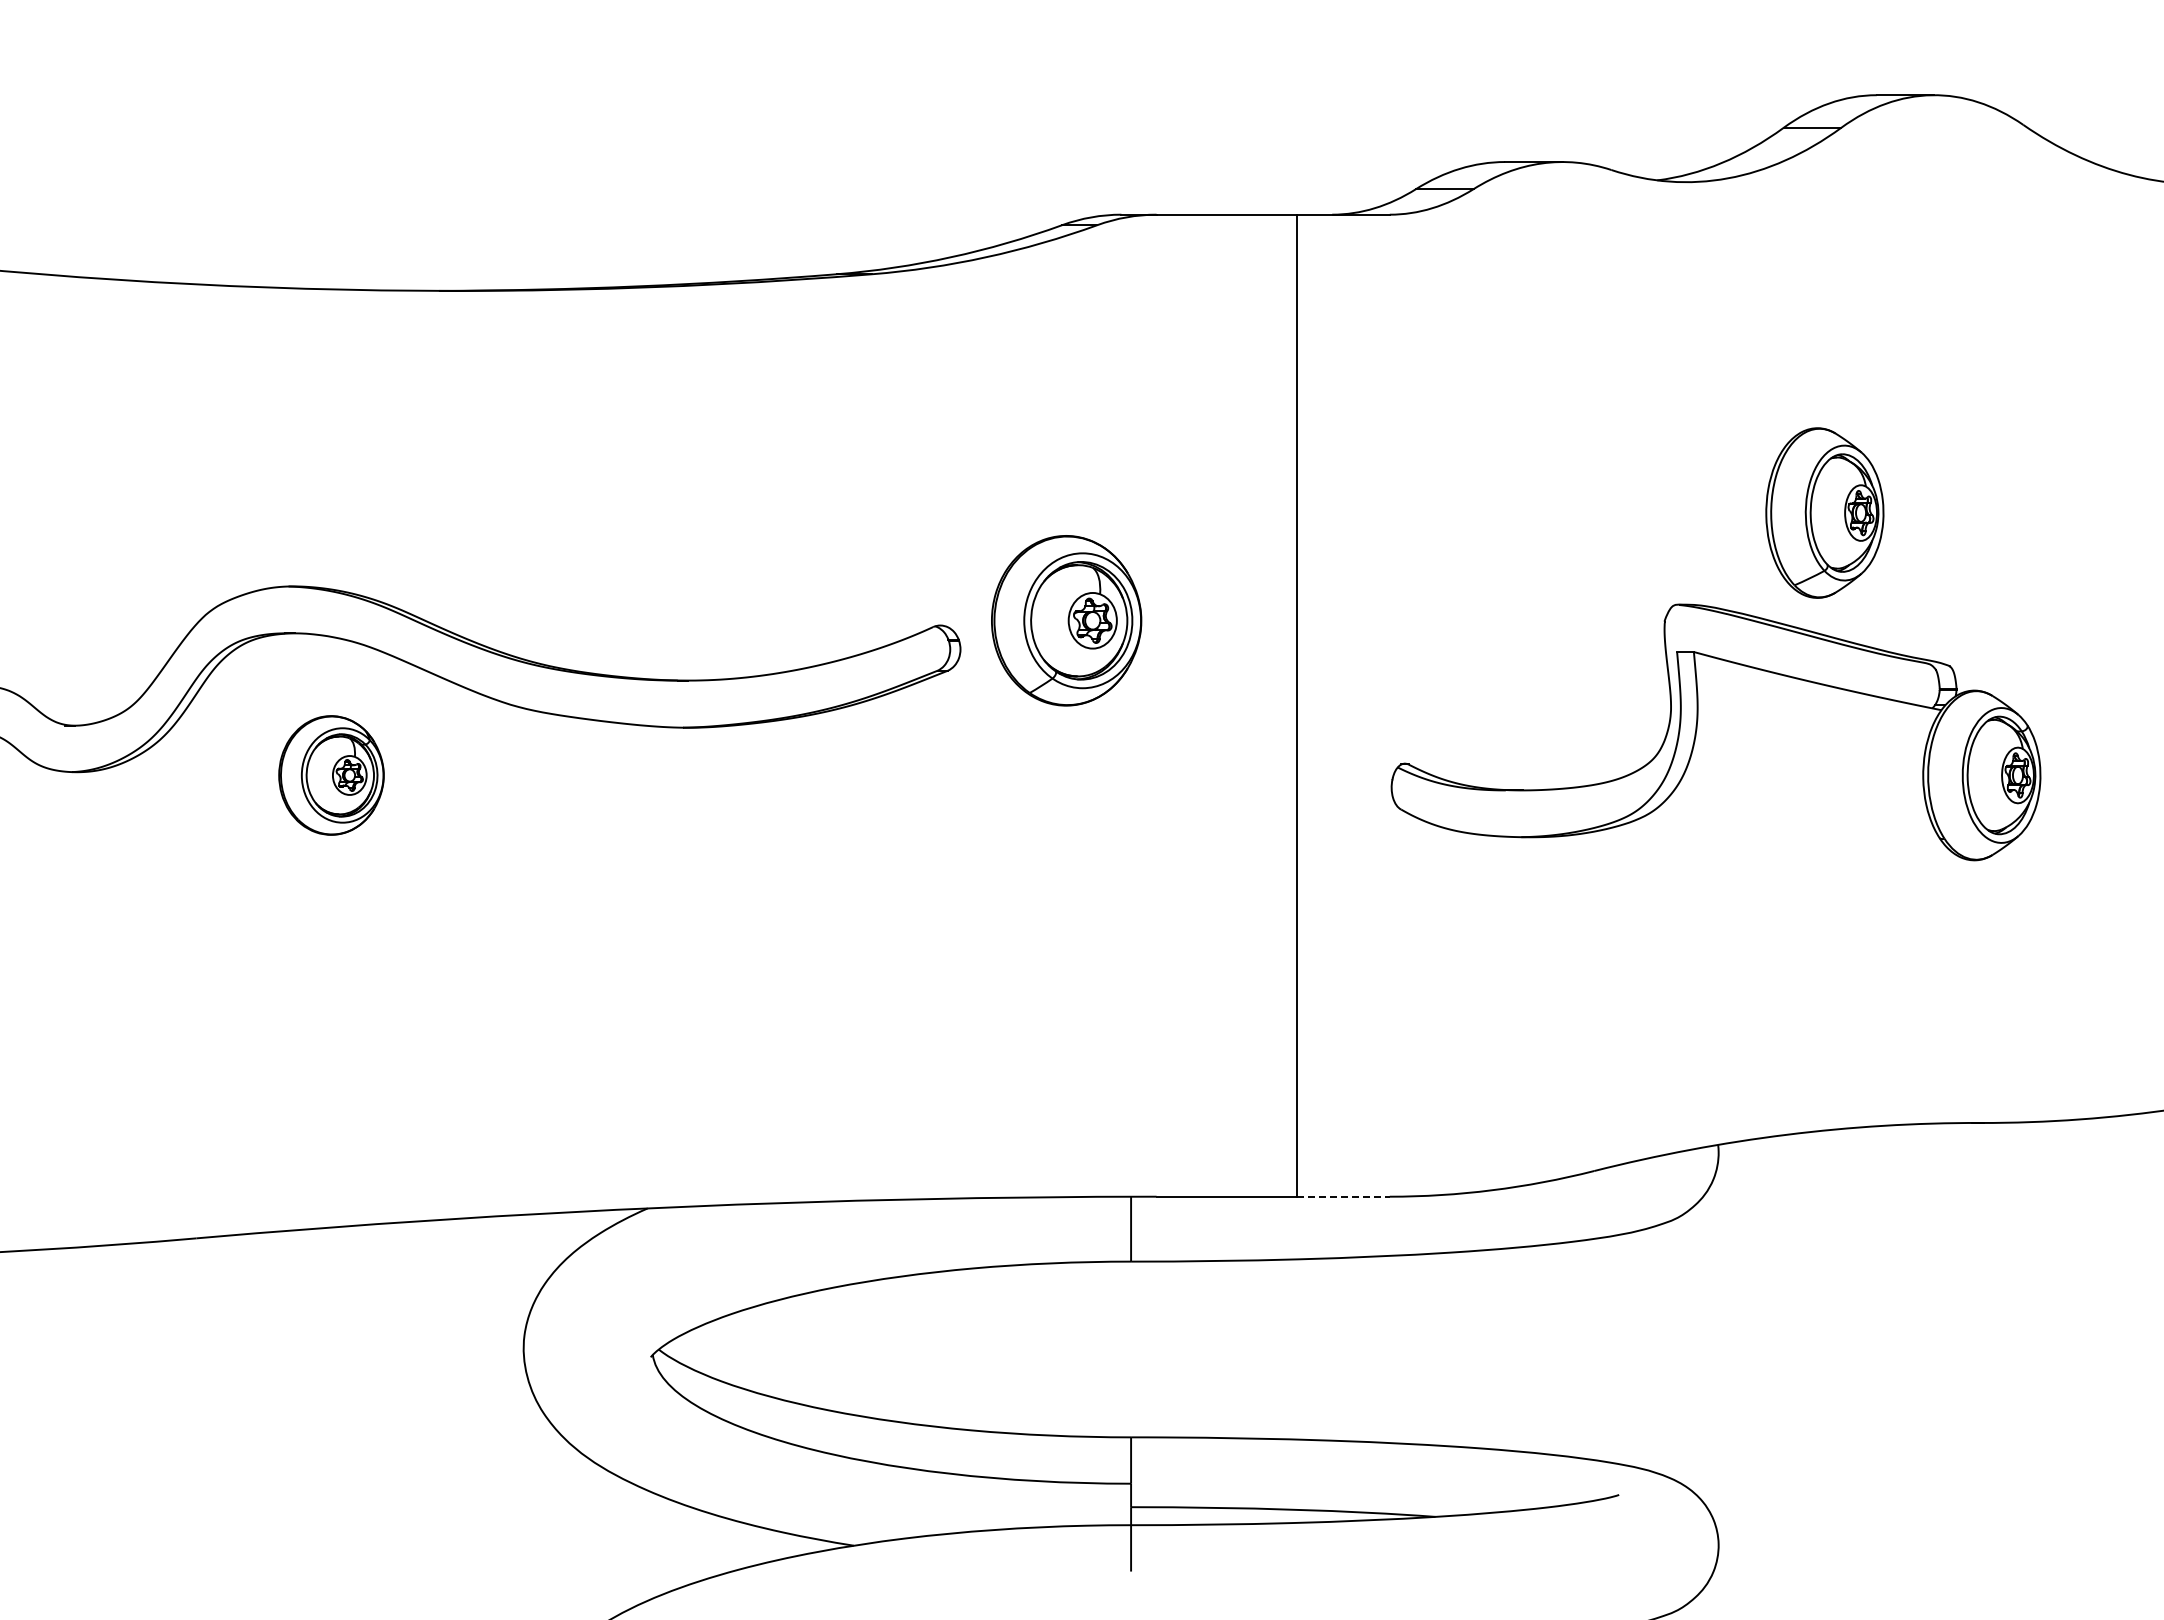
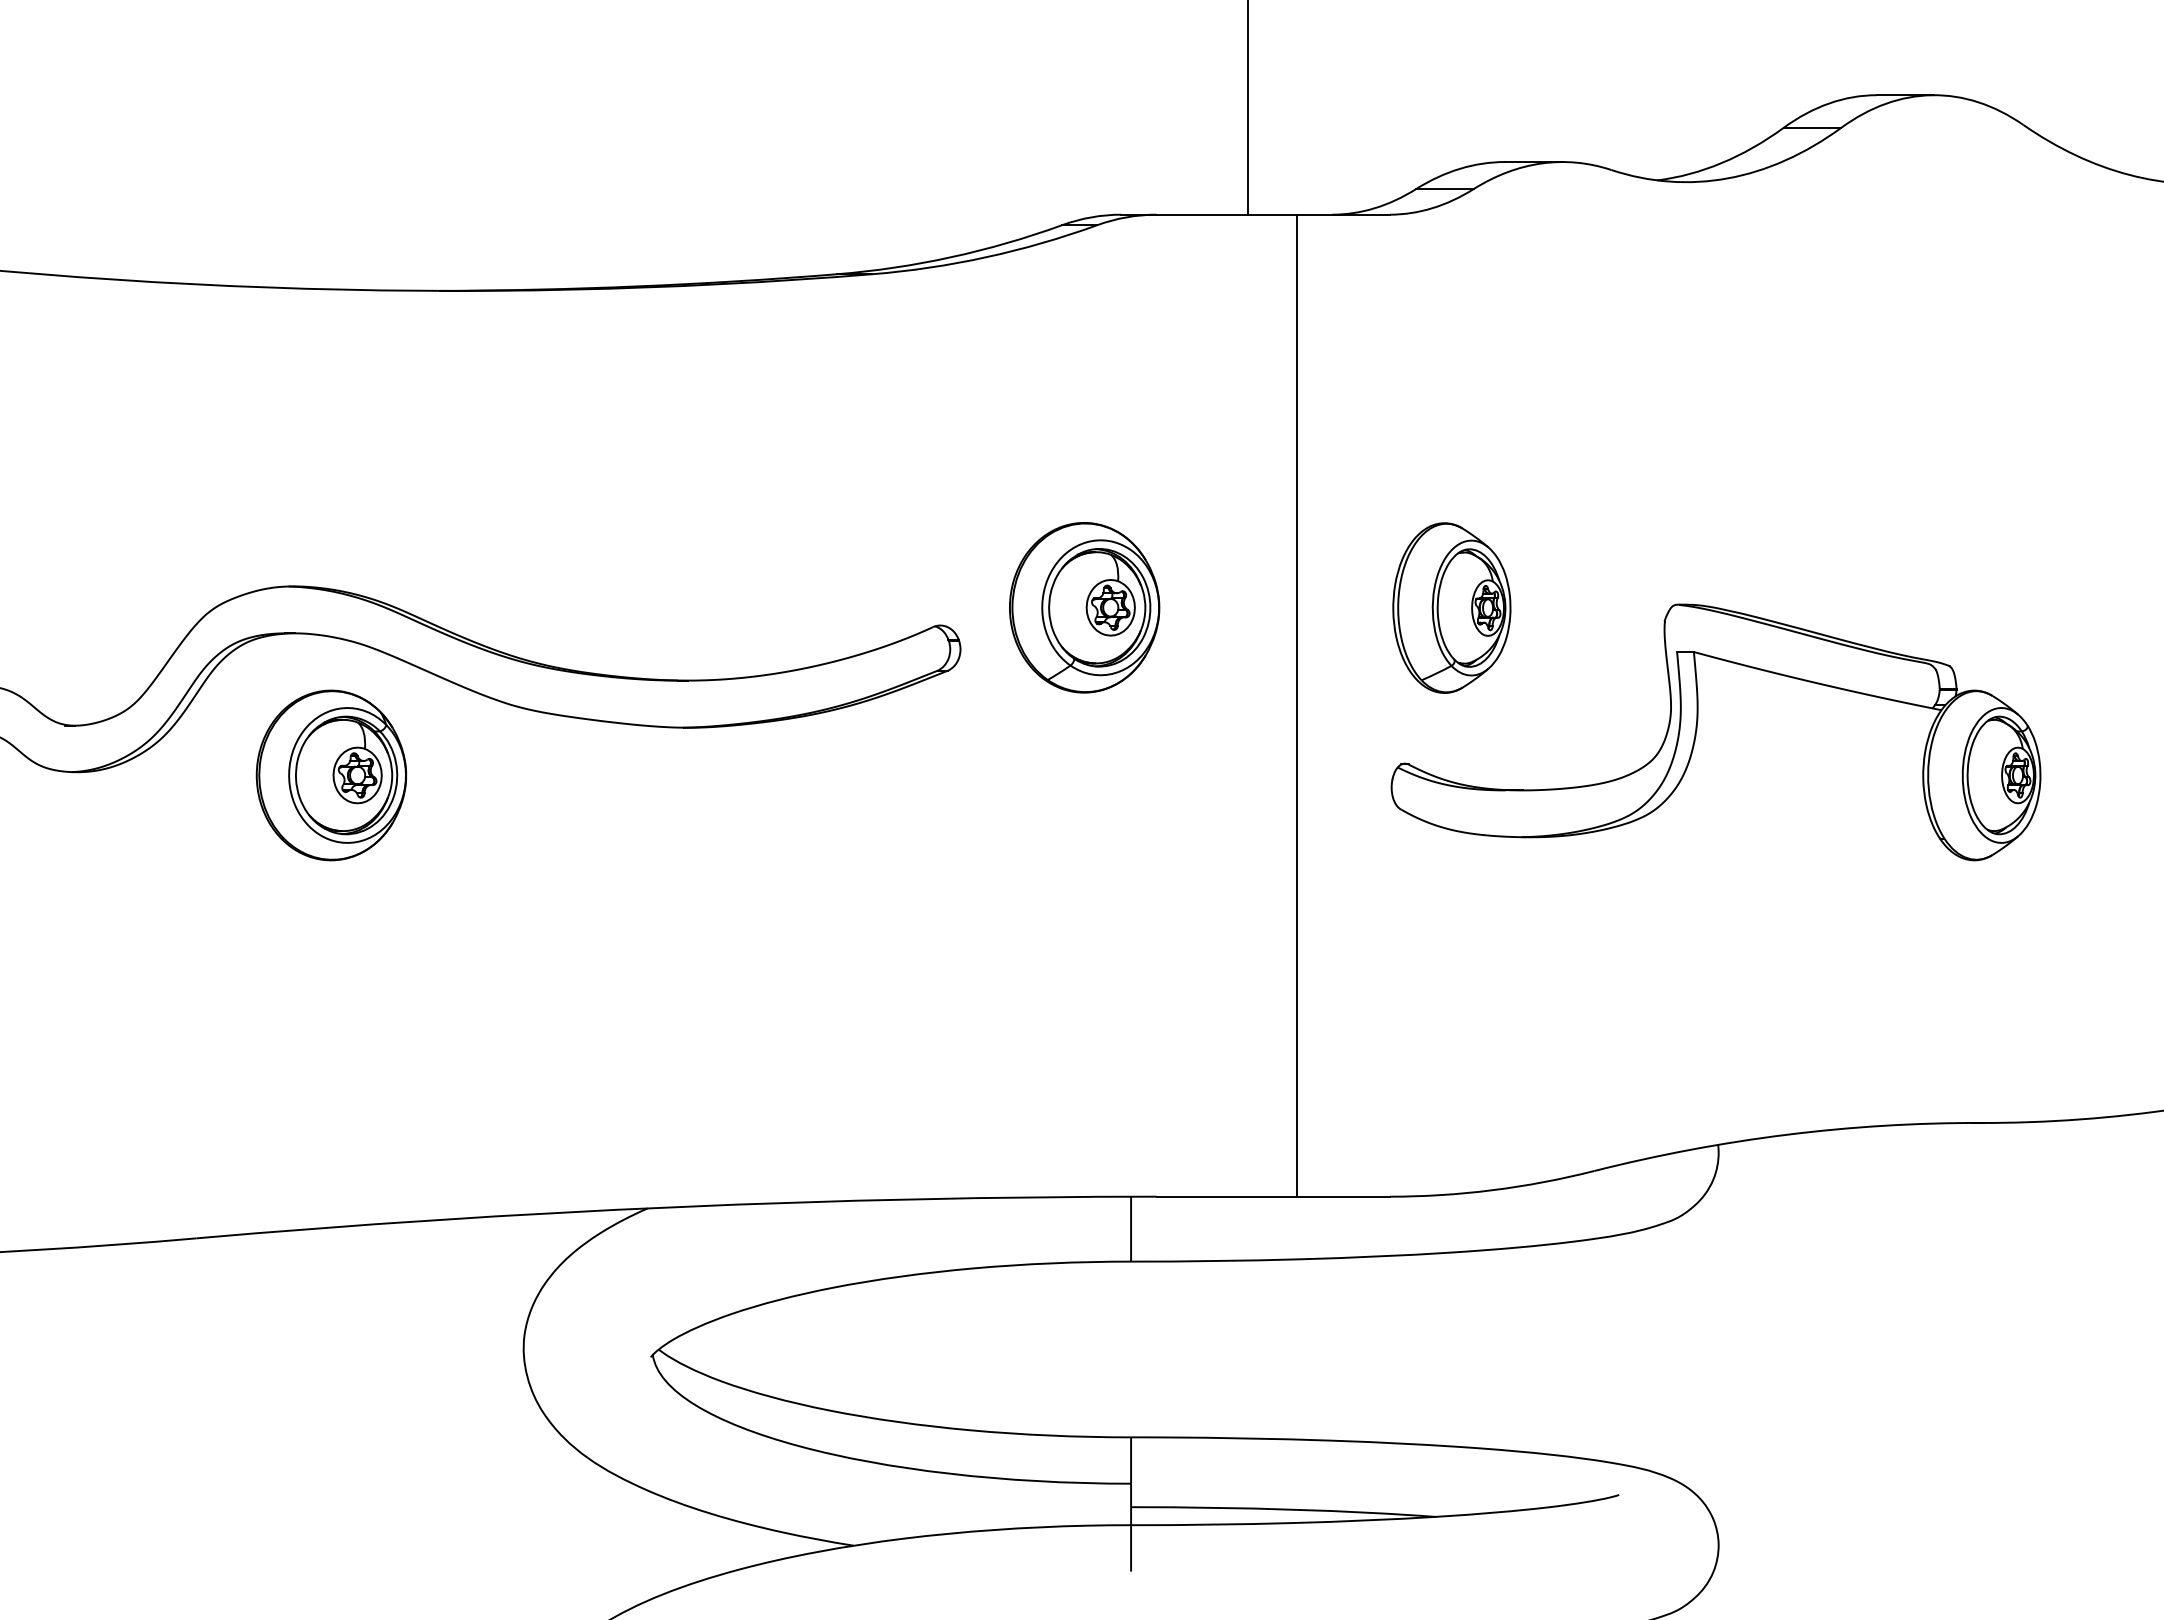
line: none -> present (1248, 108)
part position: (1824, 512) -> (1451, 607) (1451, 607)
part position: (1066, 620) -> (1084, 607) (1084, 607)
part size: 107x121 px -> 153x173 px (331, 775)
line: dashed -> solid (1343, 1196)
